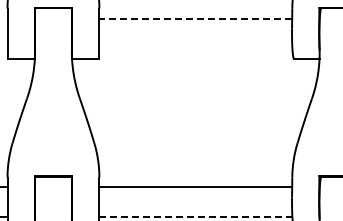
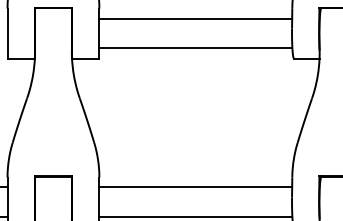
line: dashed -> solid (195, 18)
line: none -> present (195, 47)
line: dashed -> solid (196, 216)
